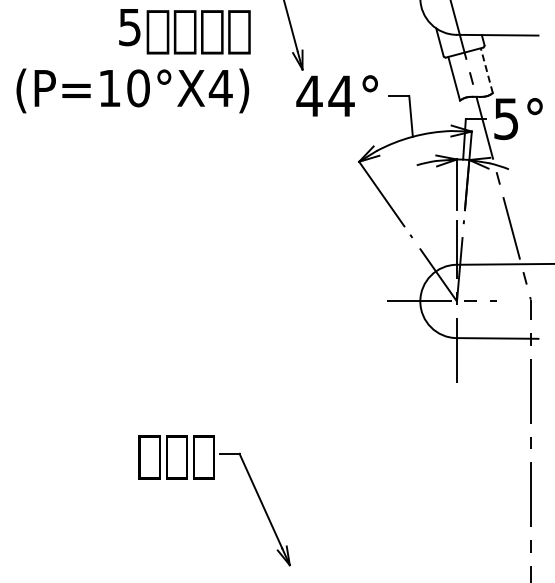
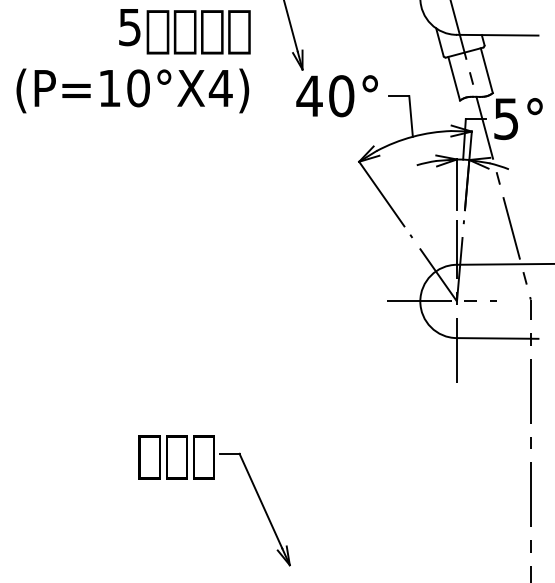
line: dashed -> solid (486, 70)
text: 44° -> 40° (341, 96)
